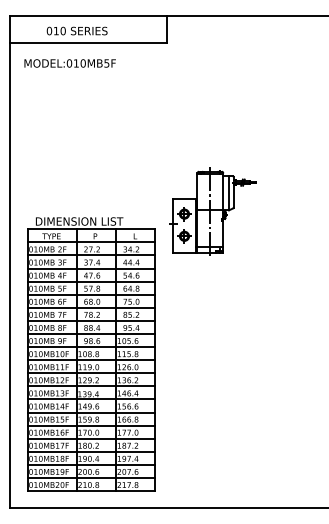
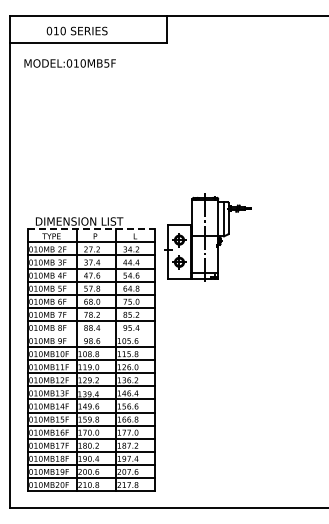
part position: (212, 211) -> (207, 237) (207, 237)
line: solid -> dashed (92, 229)
line: present -> none (91, 334)
